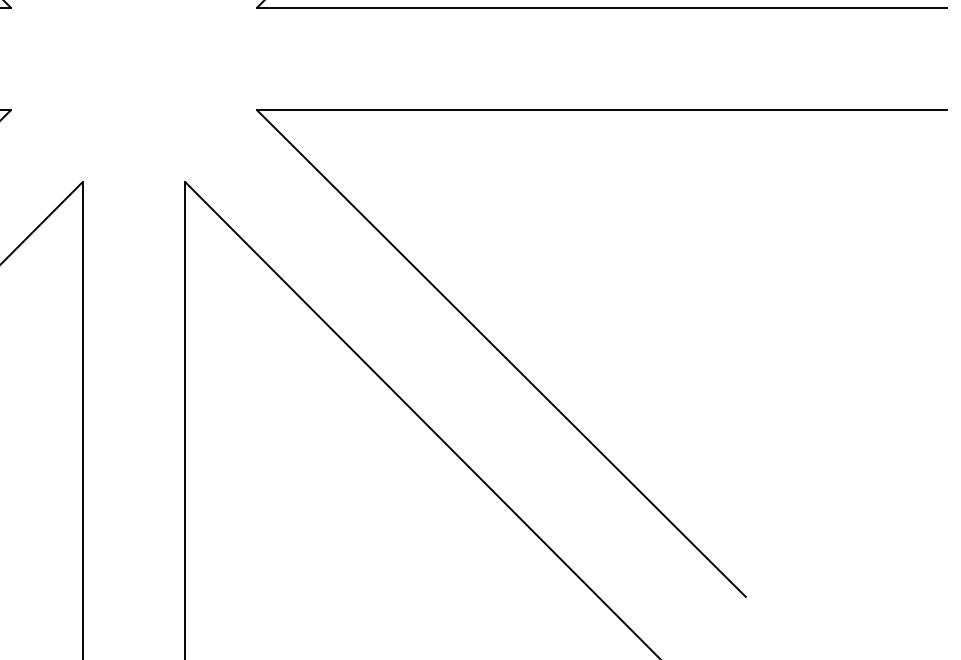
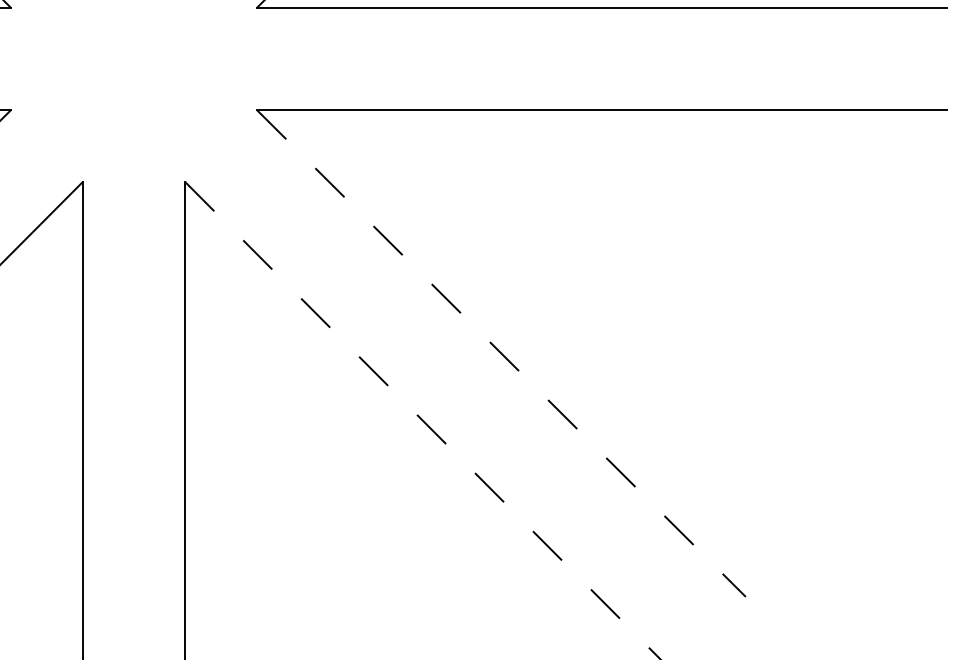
line: solid -> dashed (501, 353)
line: solid -> dashed (422, 420)
